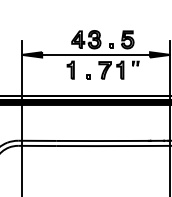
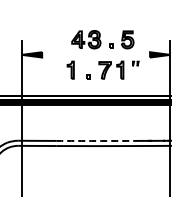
line: present -> none (96, 54)
arc: solid -> dashed (96, 141)
